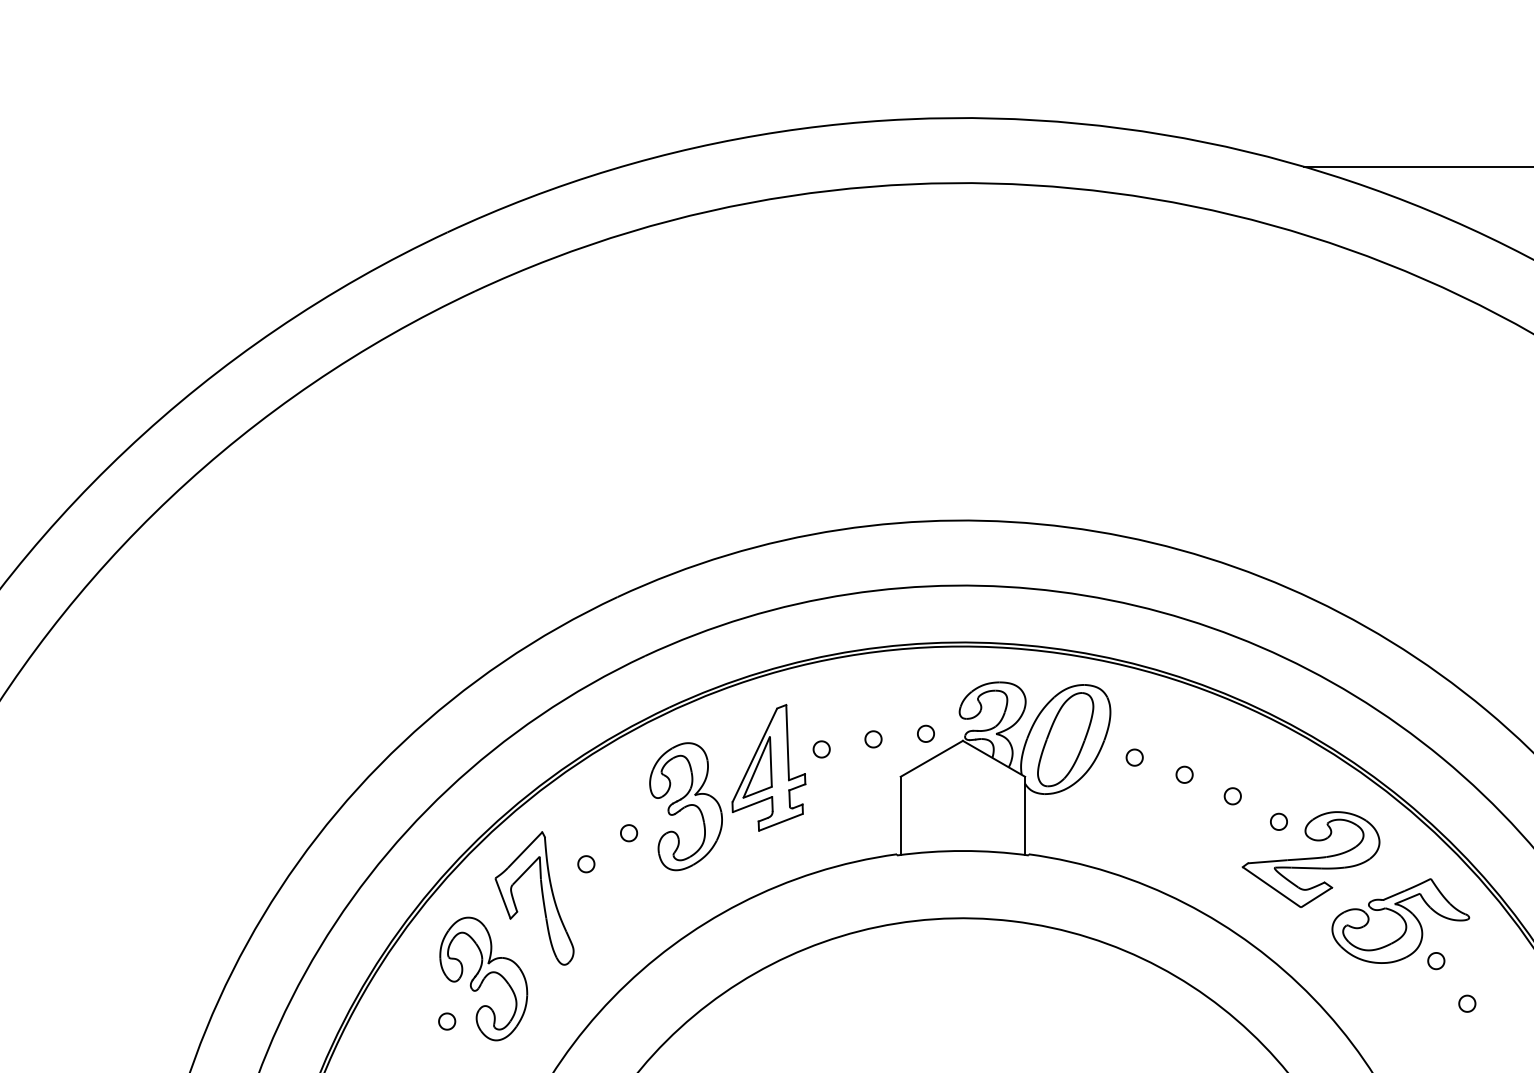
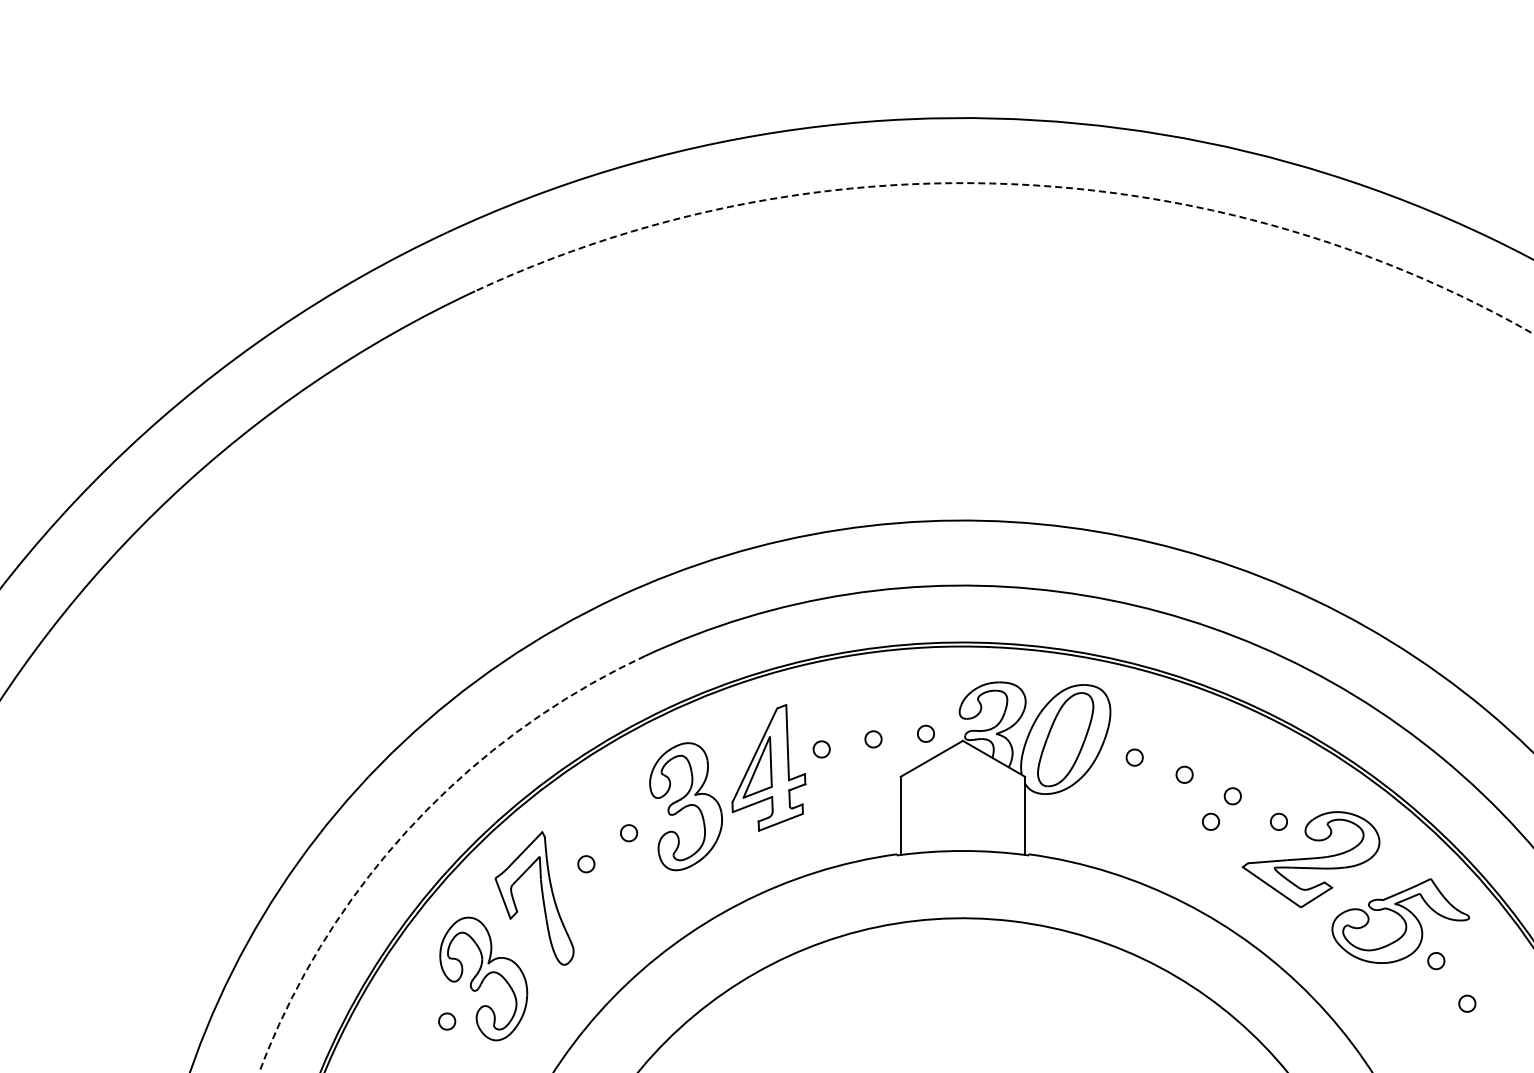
line: present -> none (1417, 166)
arc: solid -> dashed (1012, 184)
part: none -> present (1210, 821)
arc: solid -> dashed (410, 827)
